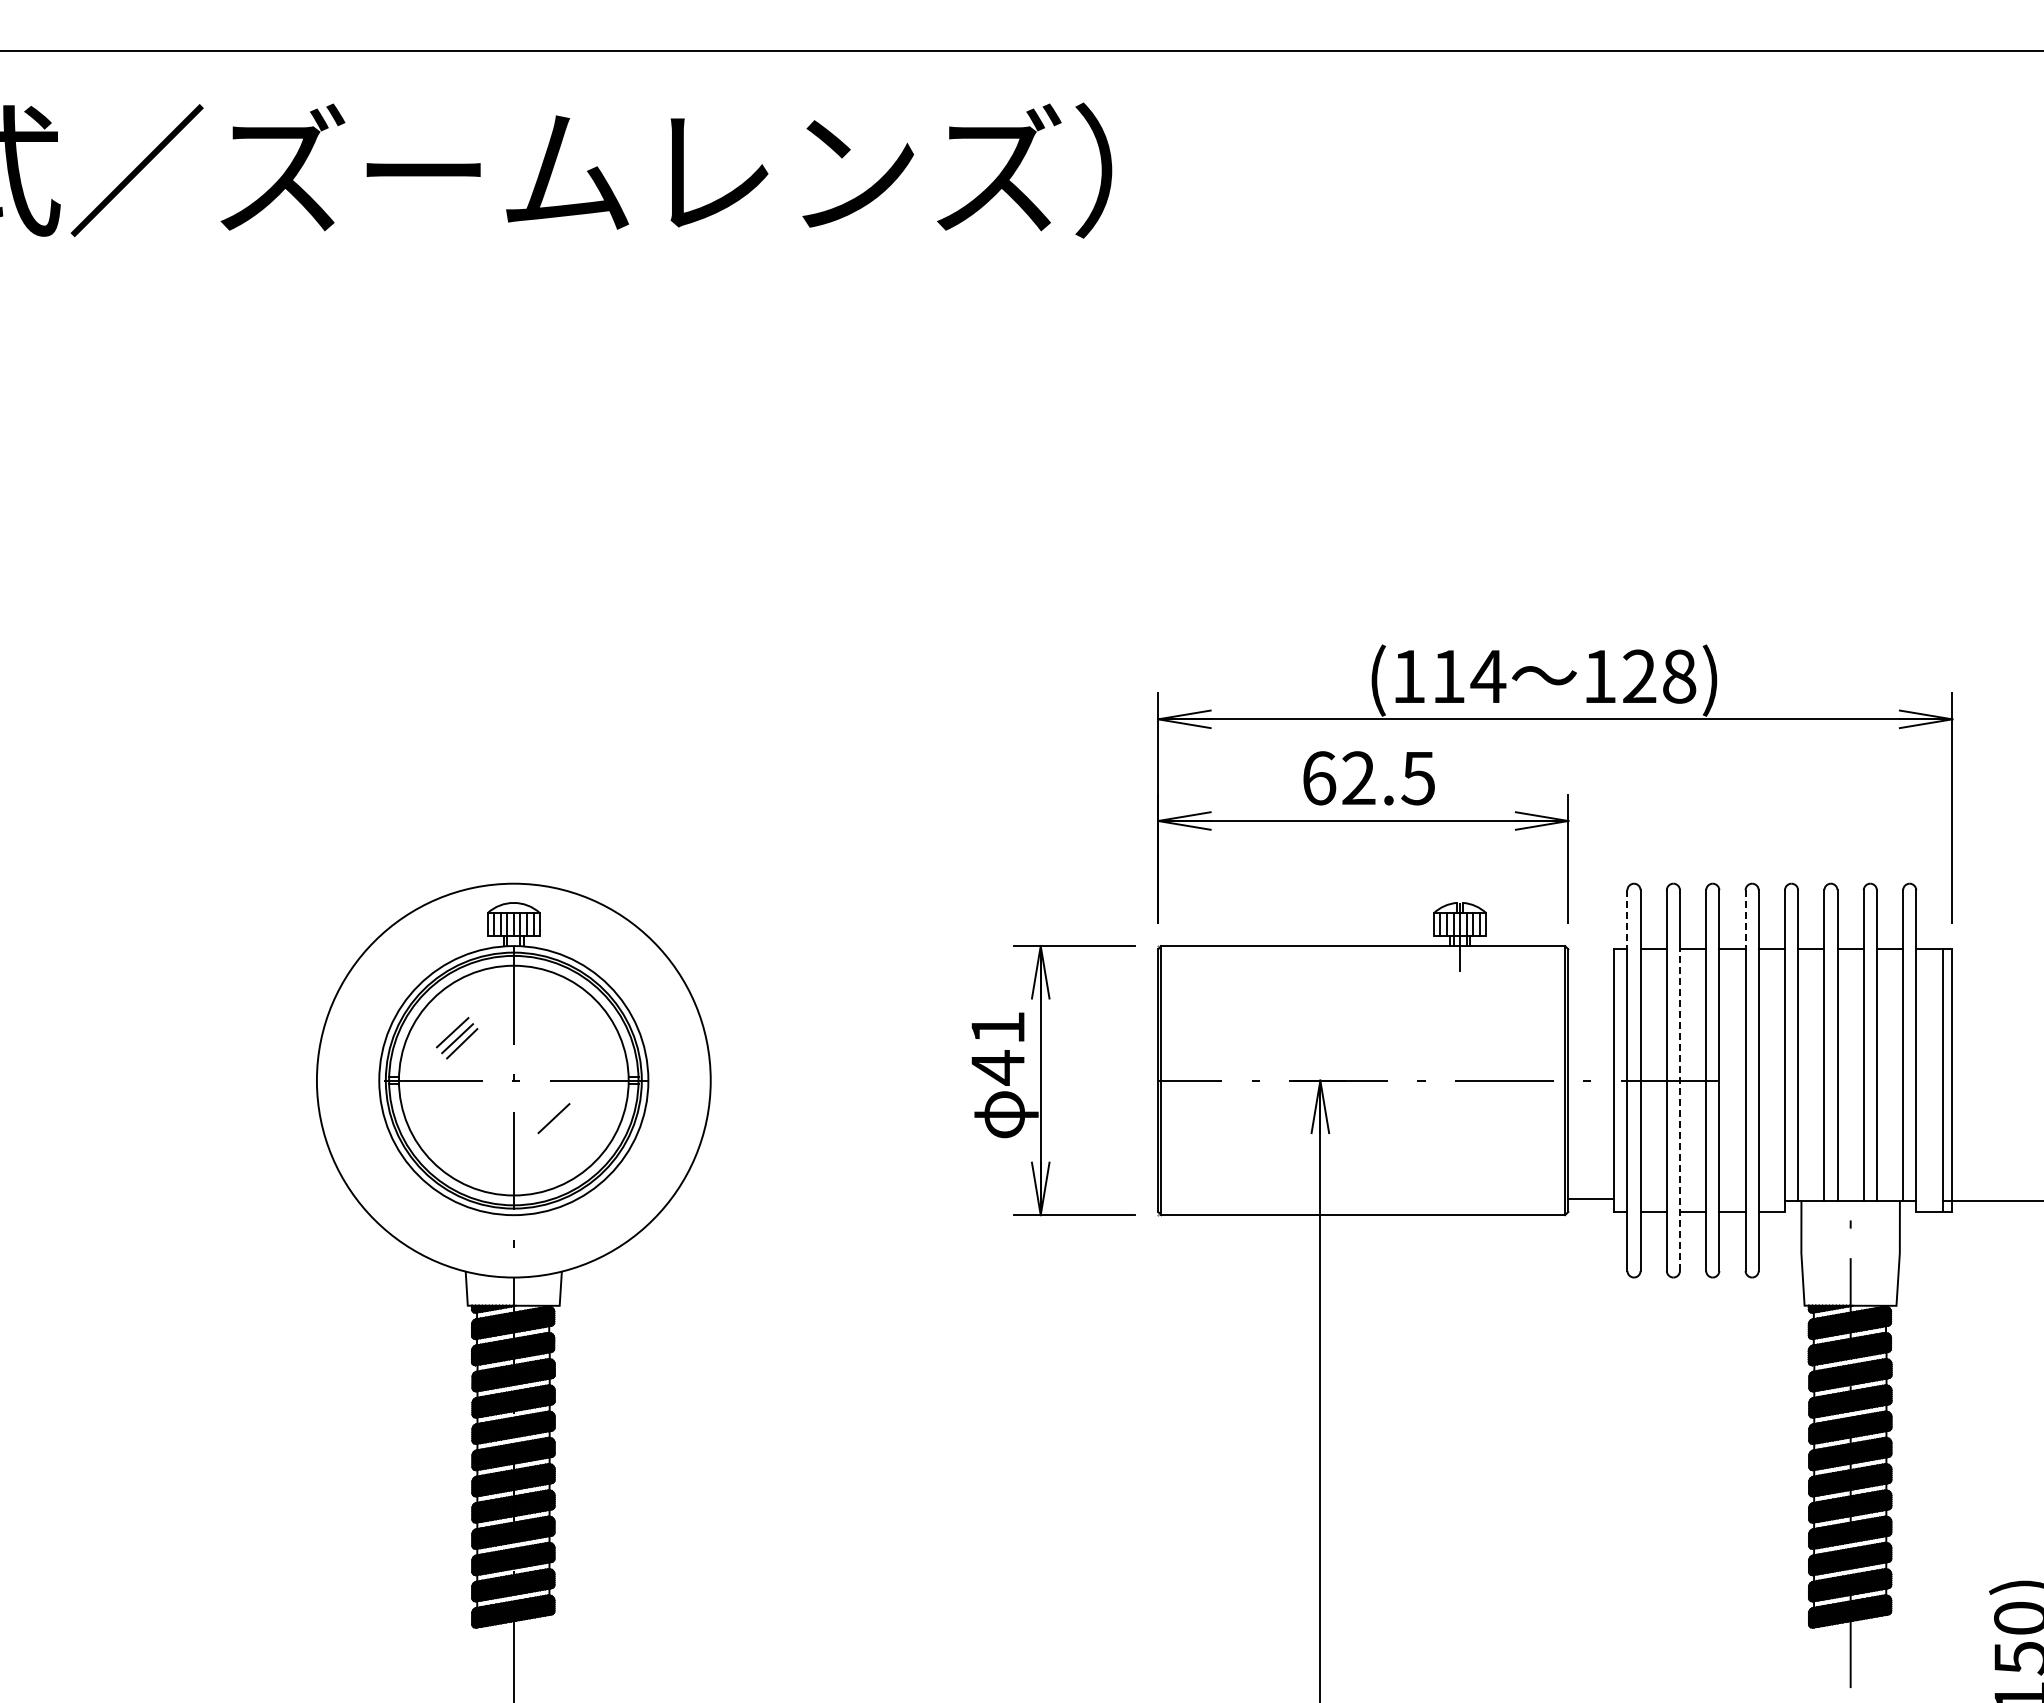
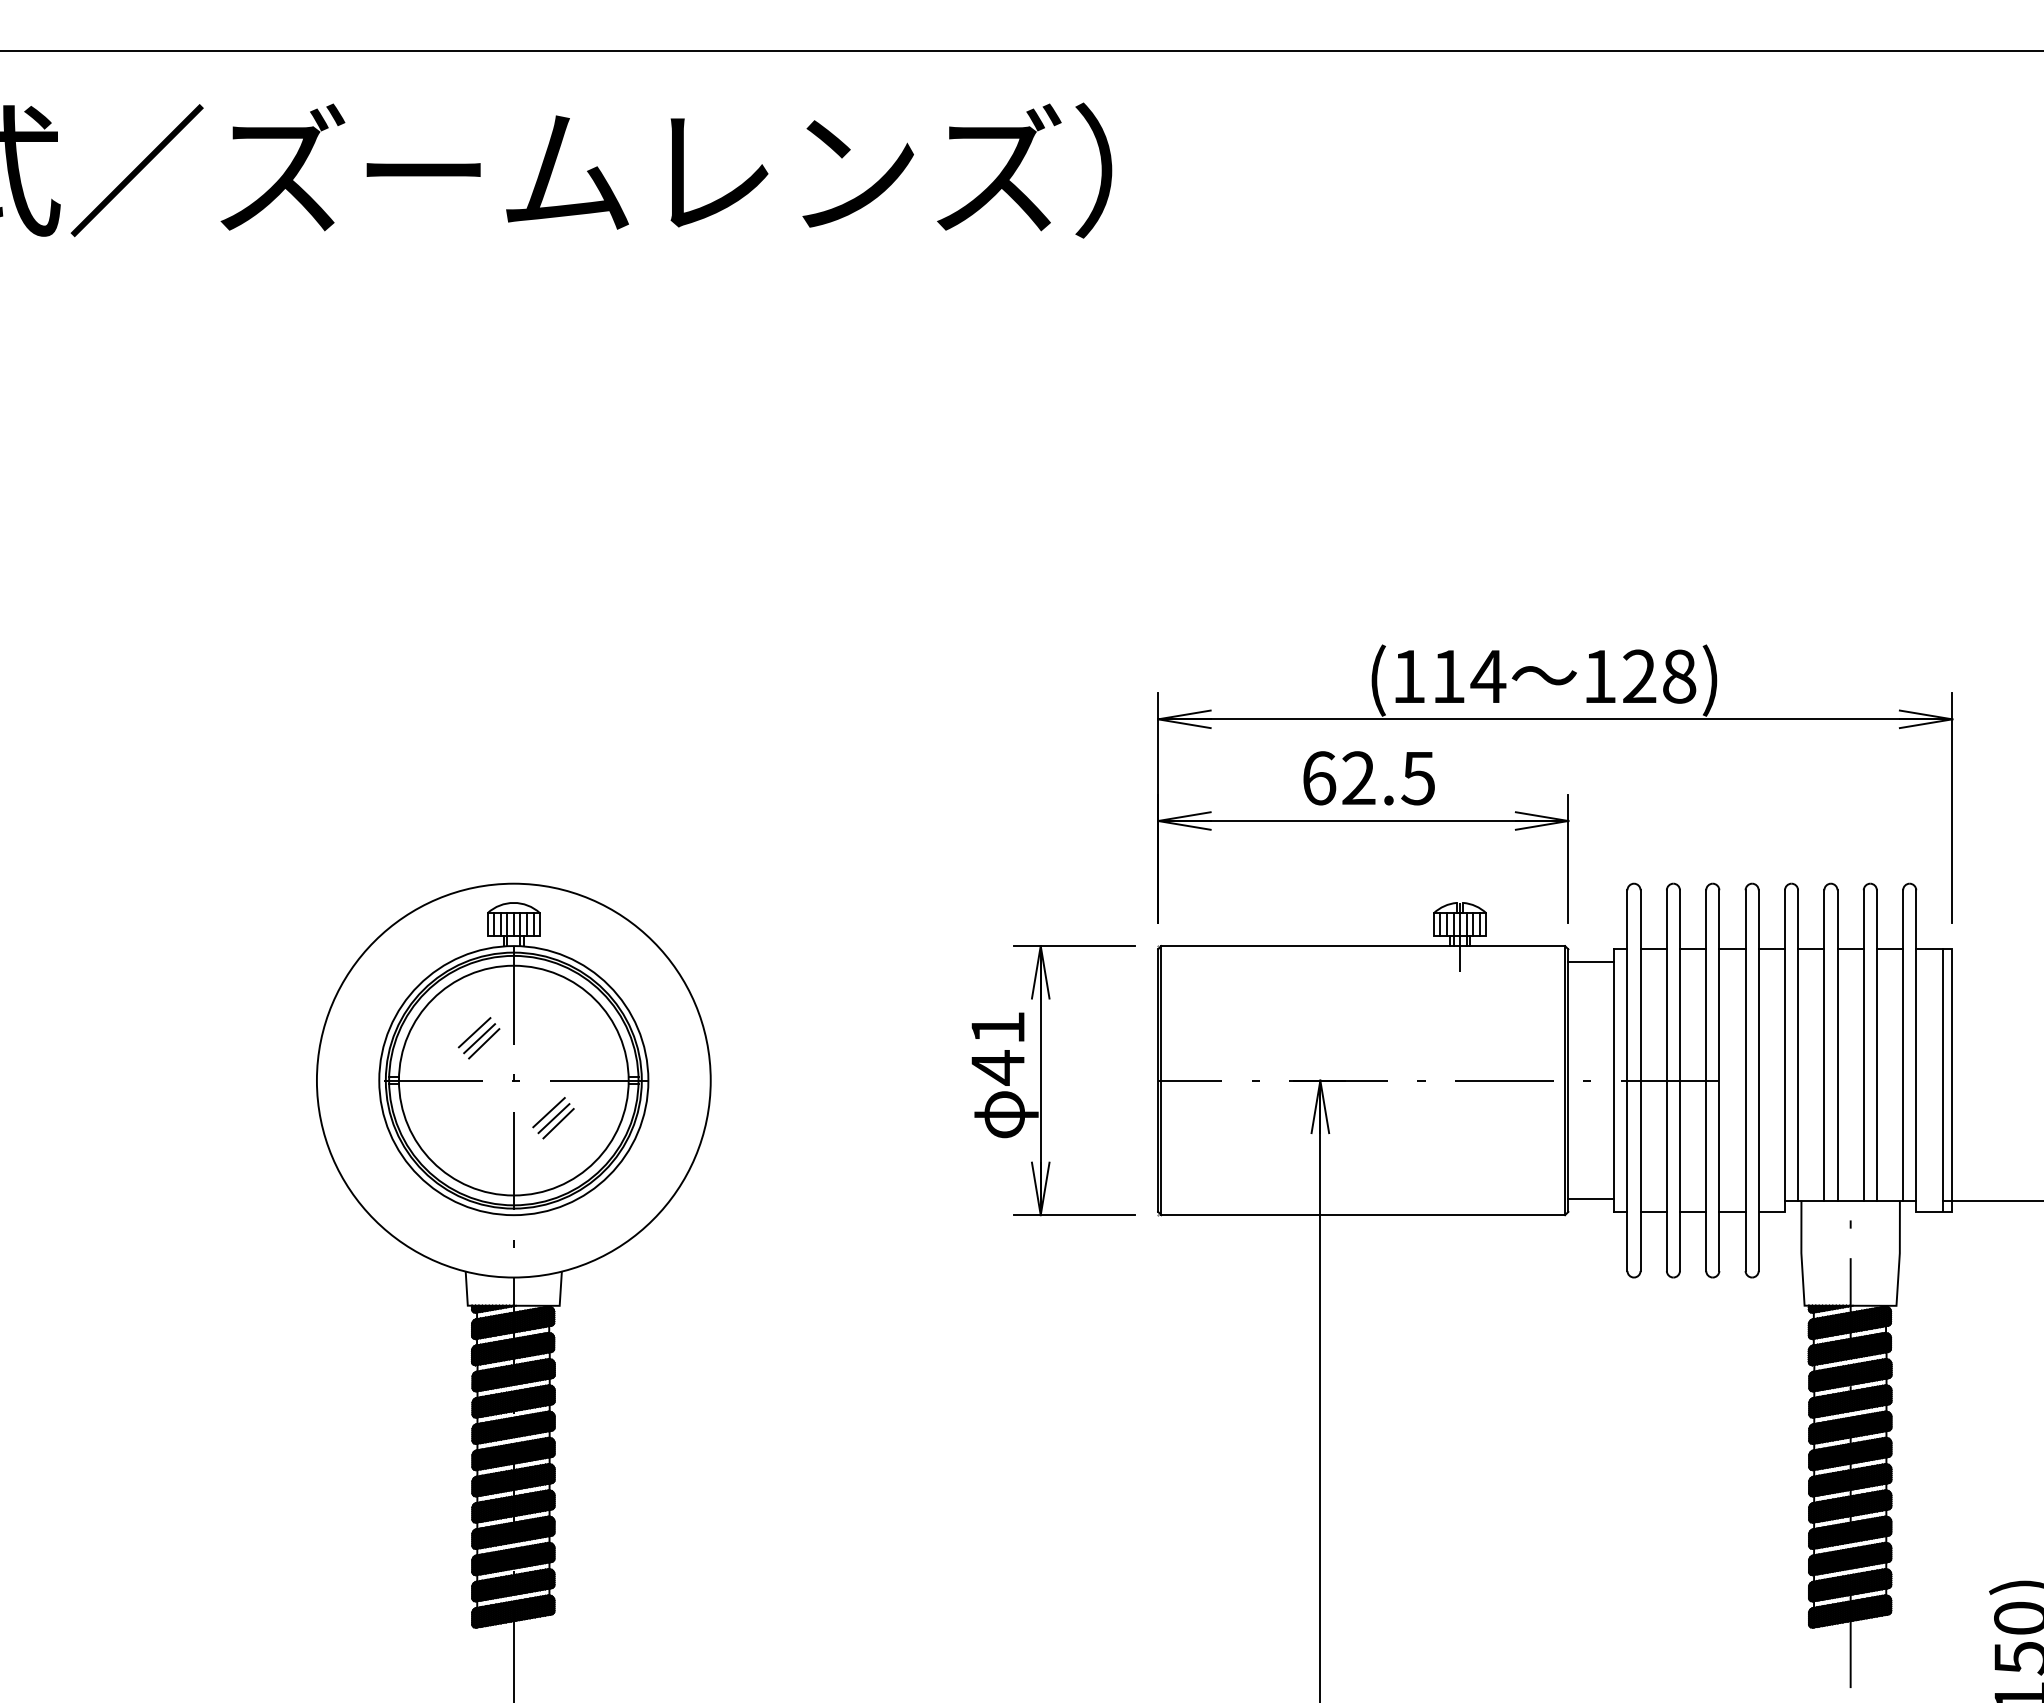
line: dashed -> solid (1627, 919)
line: dashed -> solid (1745, 919)
line: none -> present (1591, 962)
part position: (456, 1038) -> (478, 1038) (478, 1038)
line: dashed -> solid (1679, 1110)
line: none -> present (548, 1112)
line: none -> present (558, 1123)
